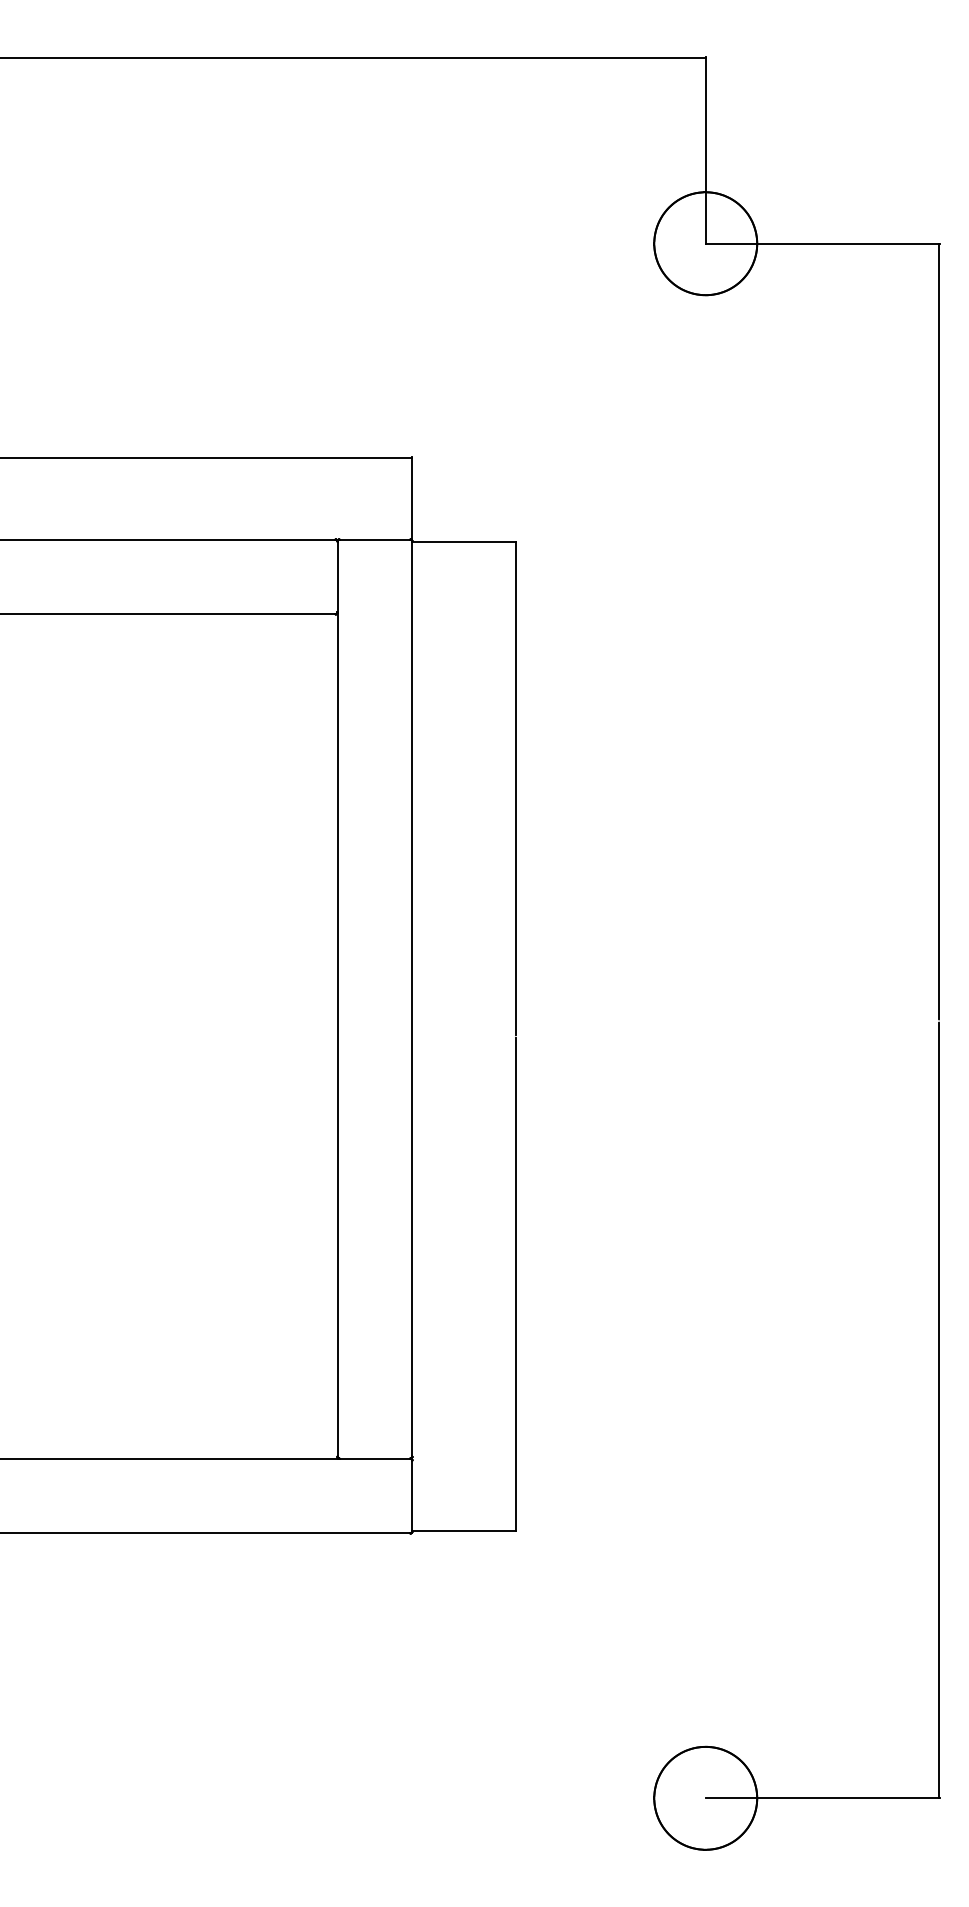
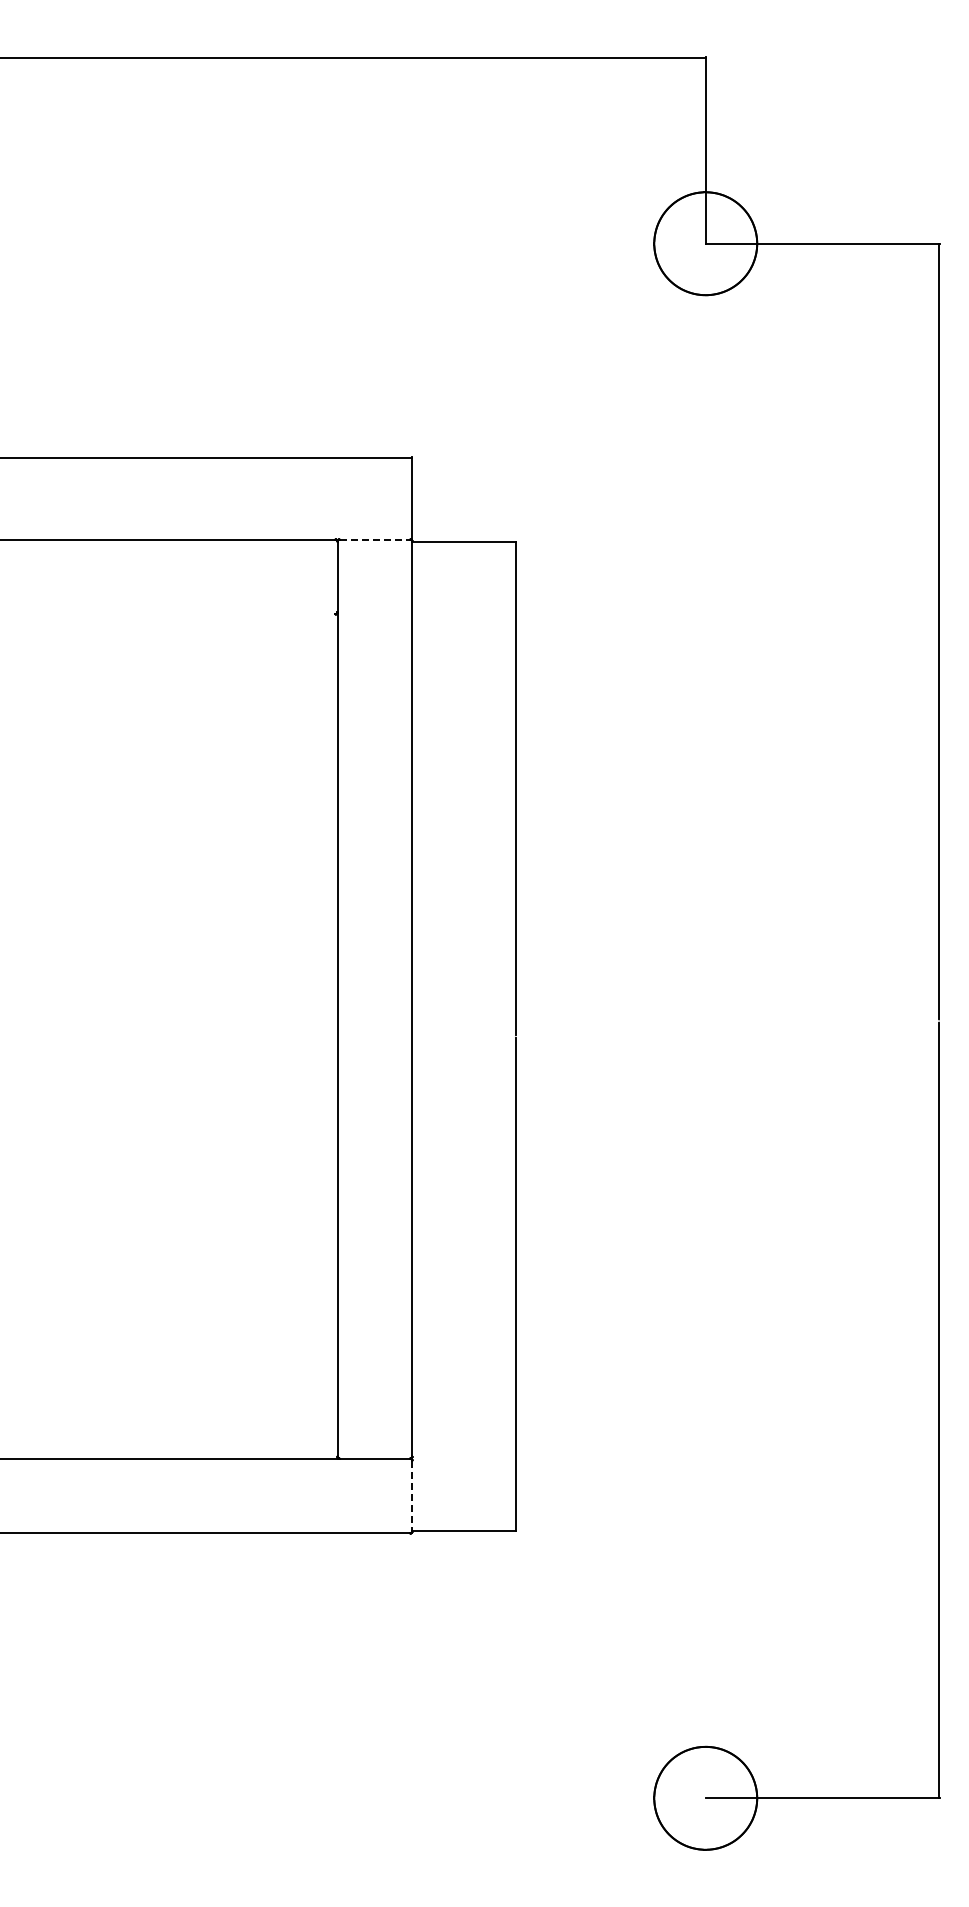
line: solid -> dashed (375, 539)
line: present -> none (168, 614)
line: solid -> dashed (412, 1496)
